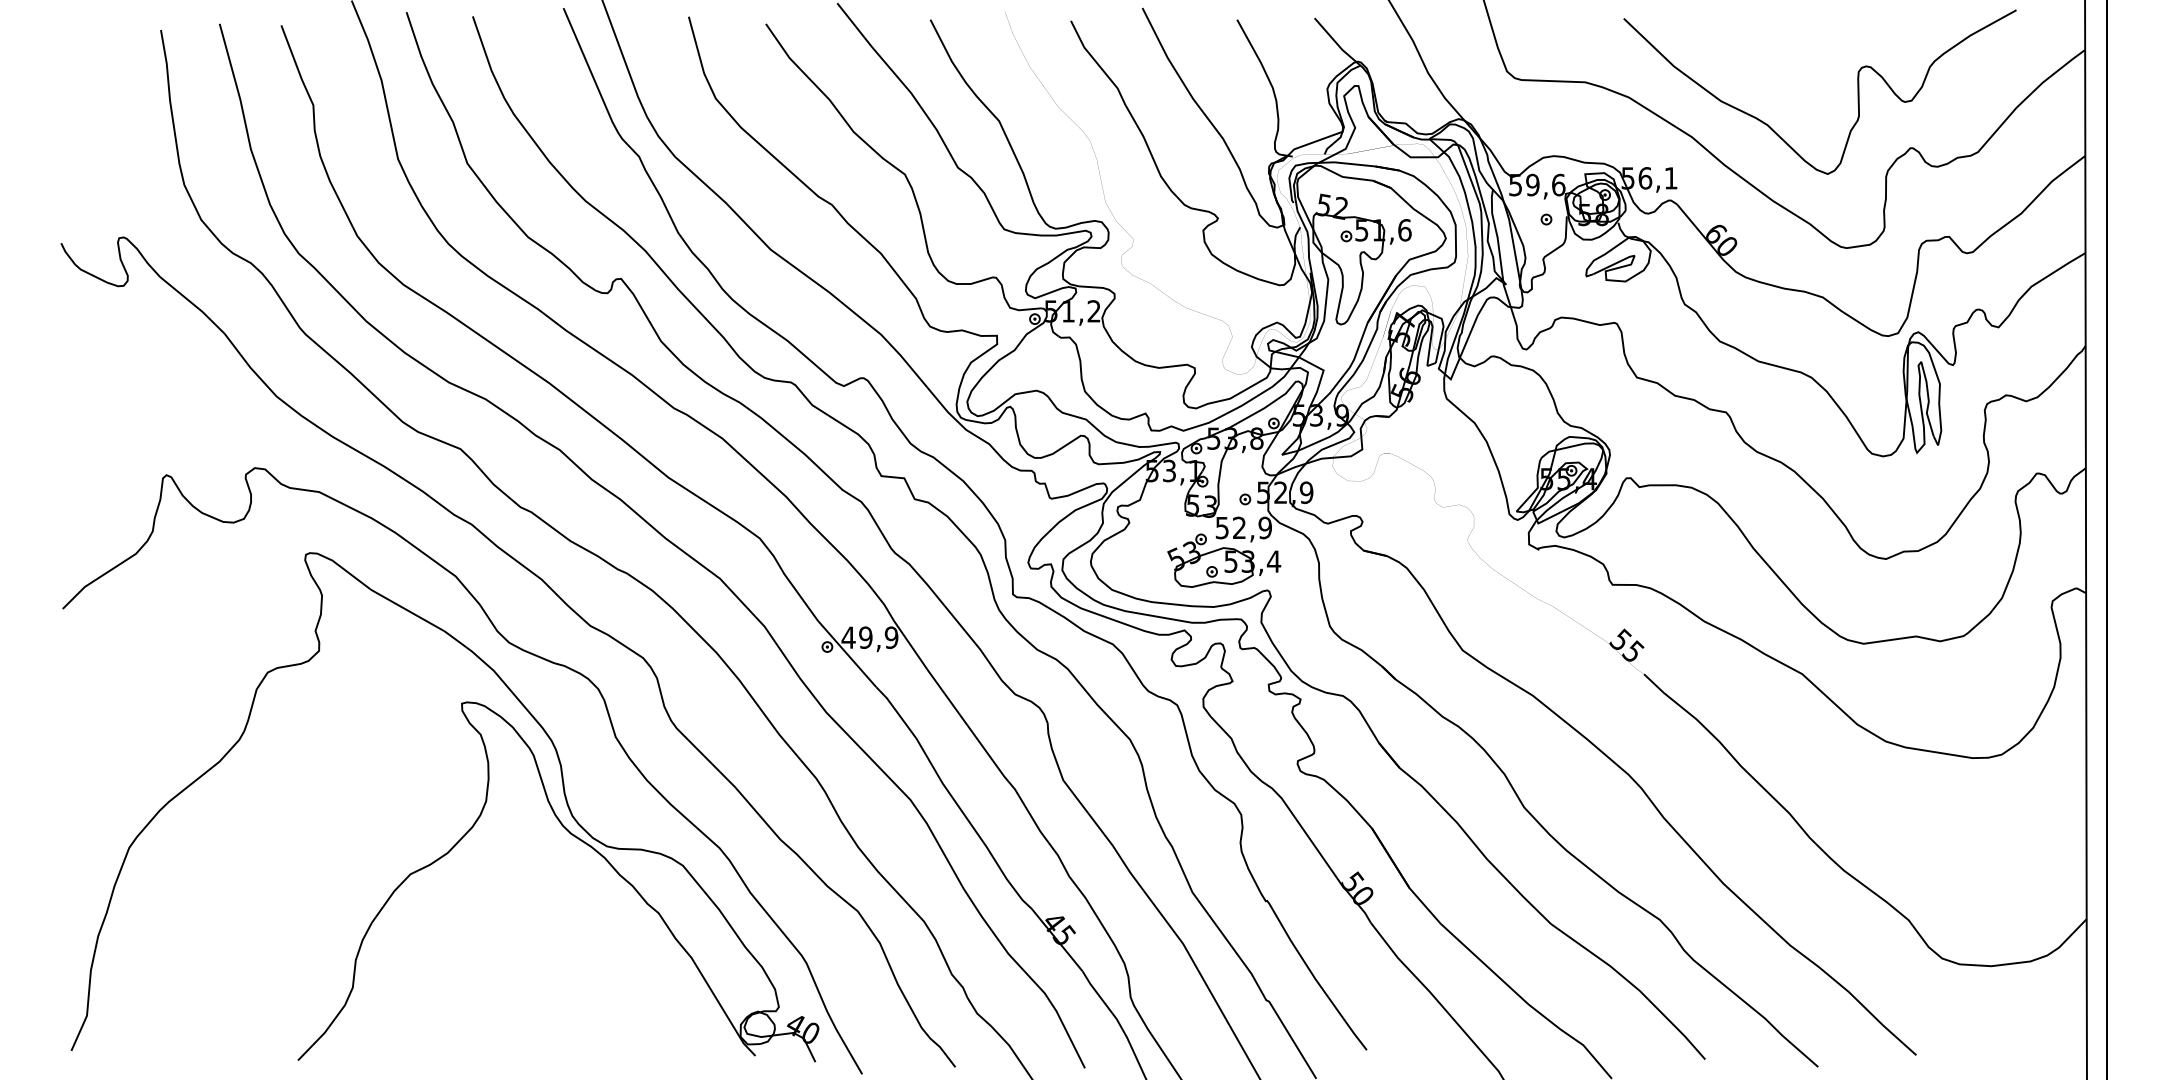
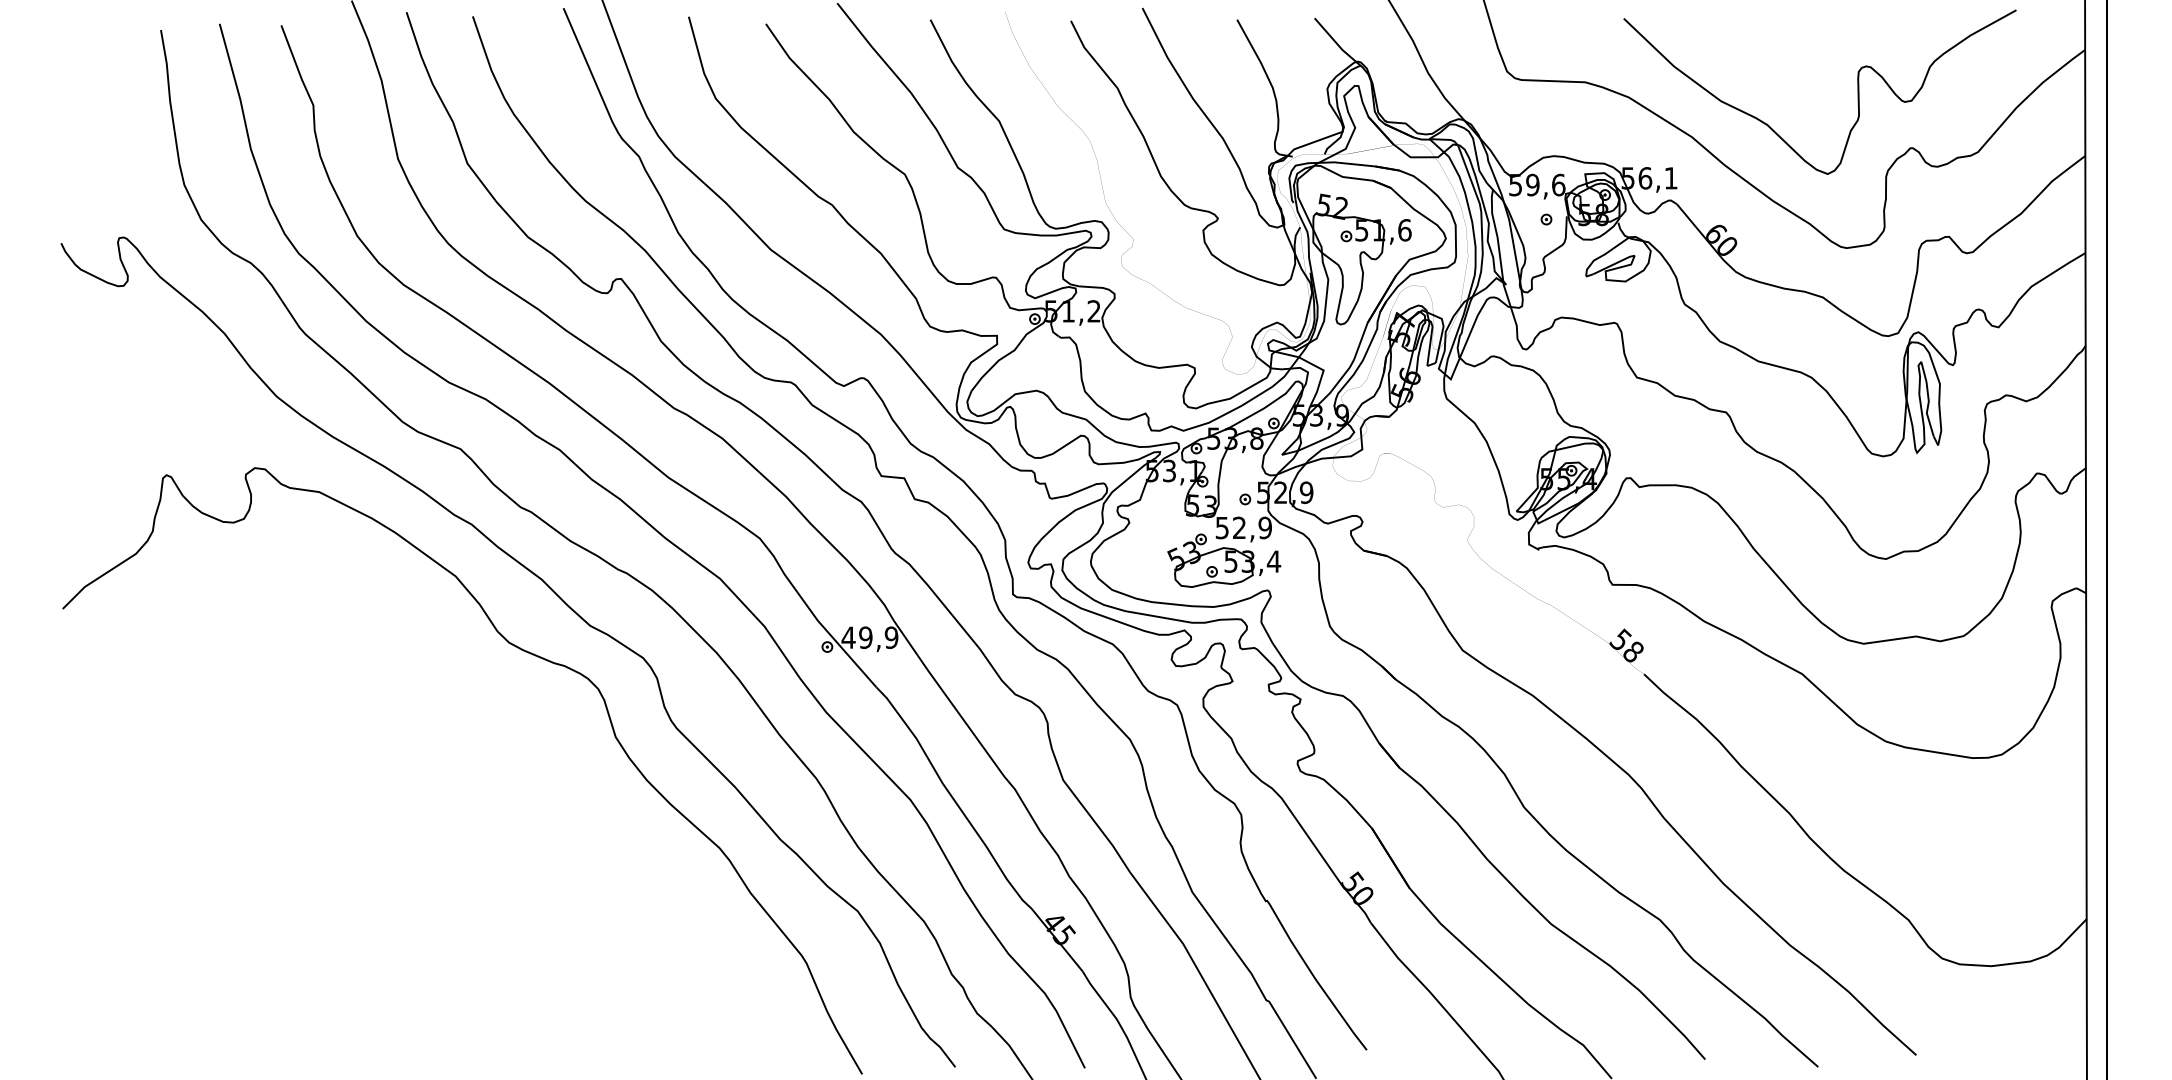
text: 55 -> 58 (1633, 651)
part: present -> none (467, 830)
